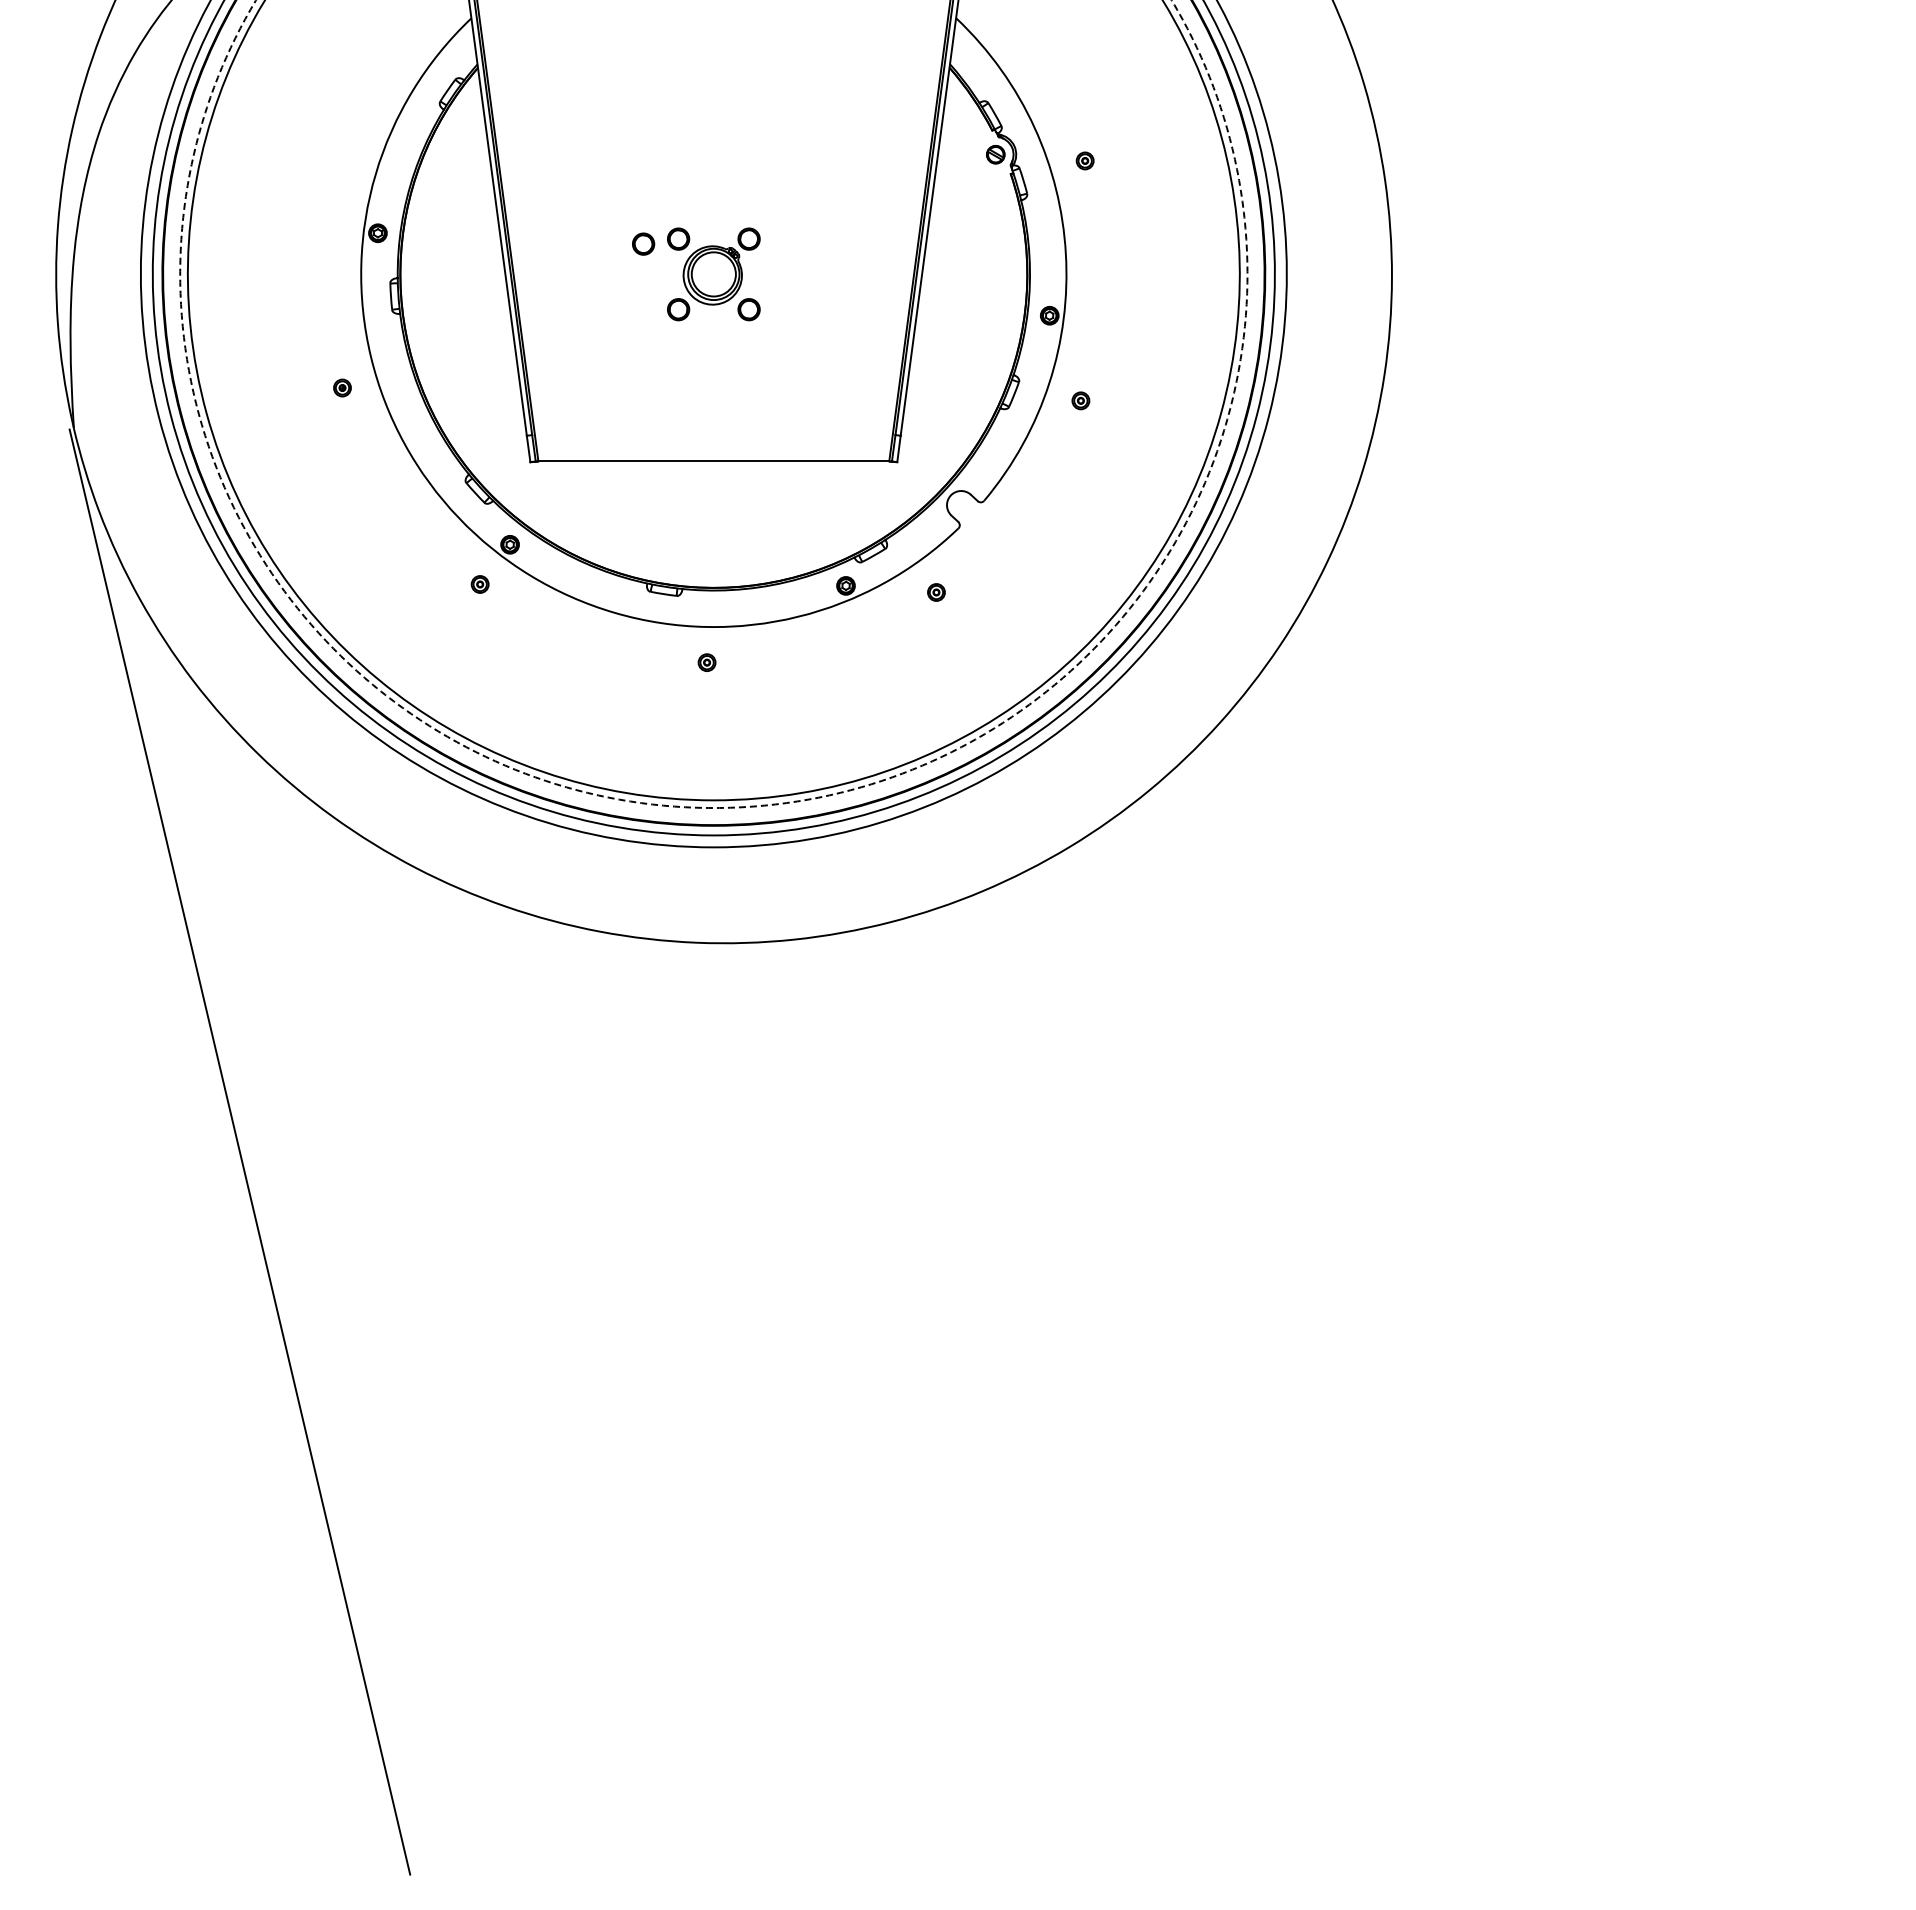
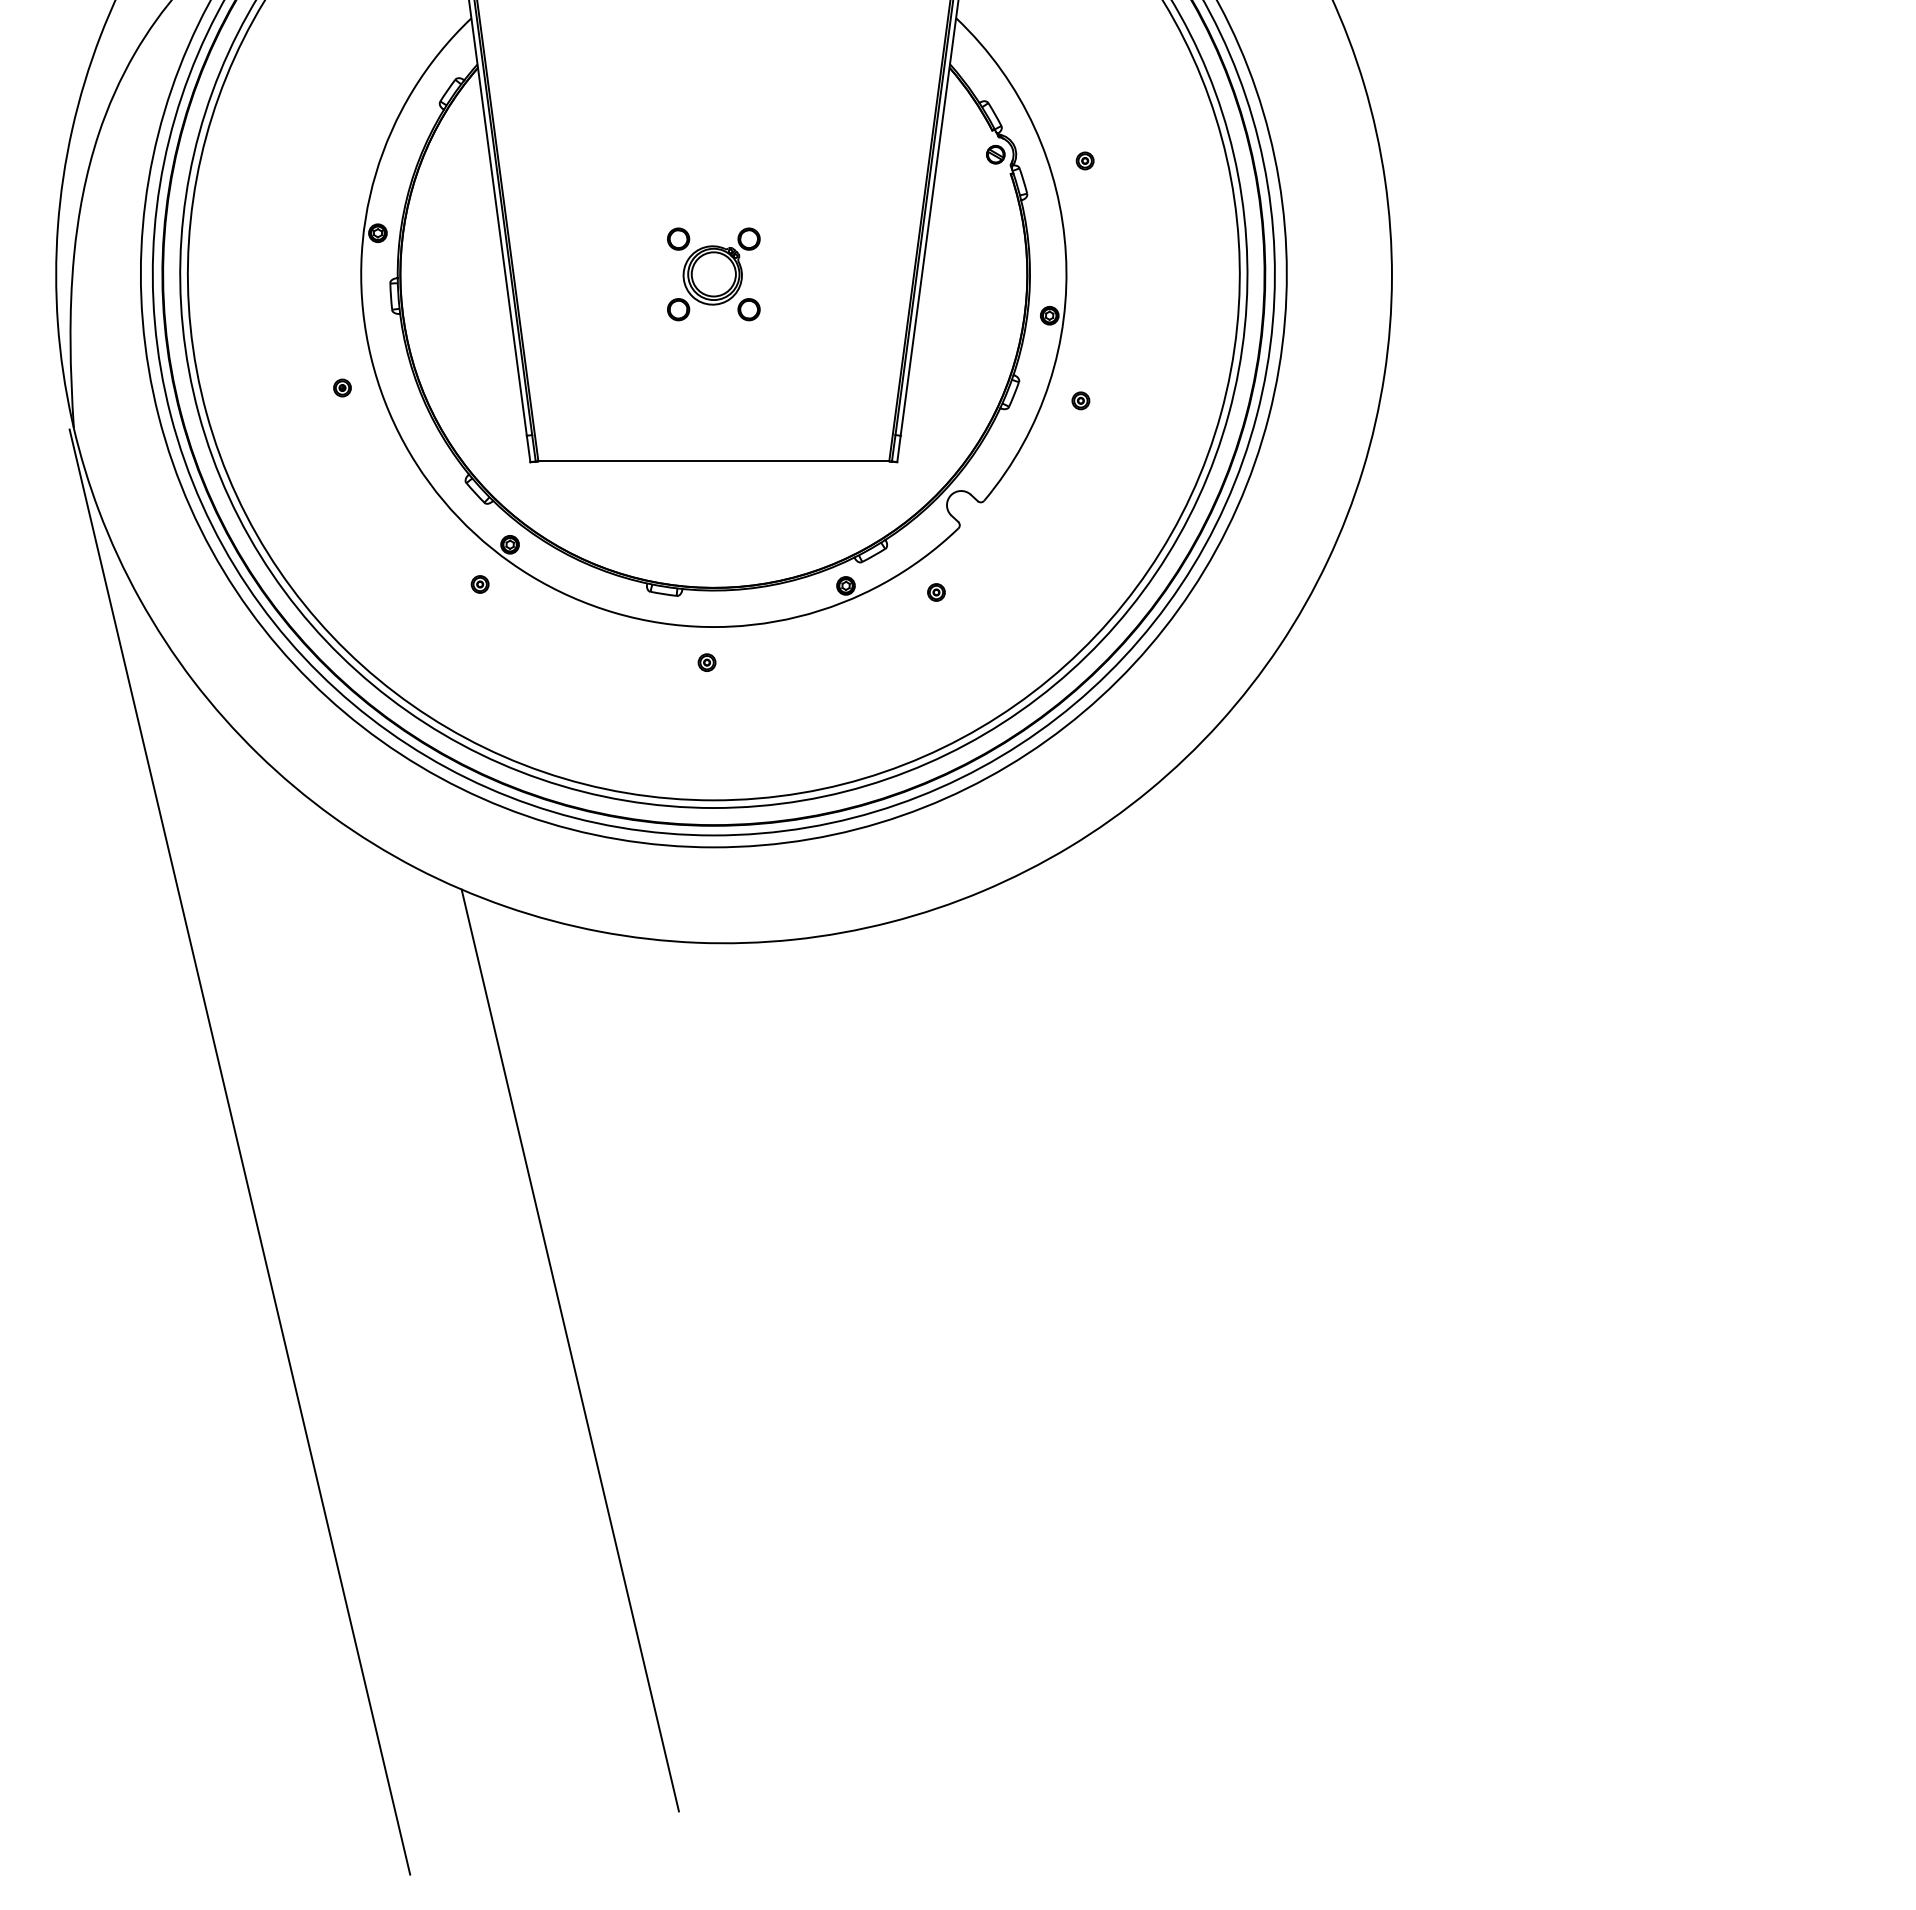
part: present -> none (643, 243)
arc: dashed -> solid (713, 808)
line: none -> present (569, 1350)
